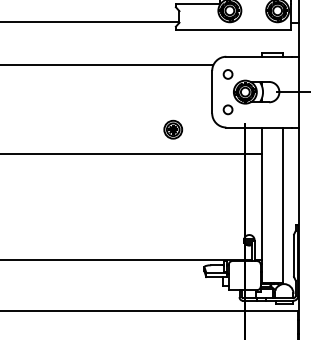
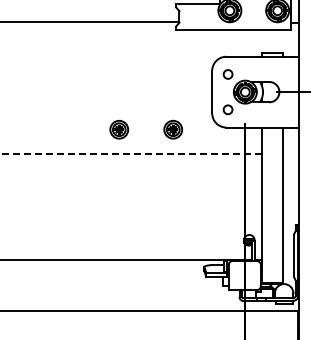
line: present -> none (107, 65)
part: none -> present (119, 129)
line: solid -> dashed (130, 153)
